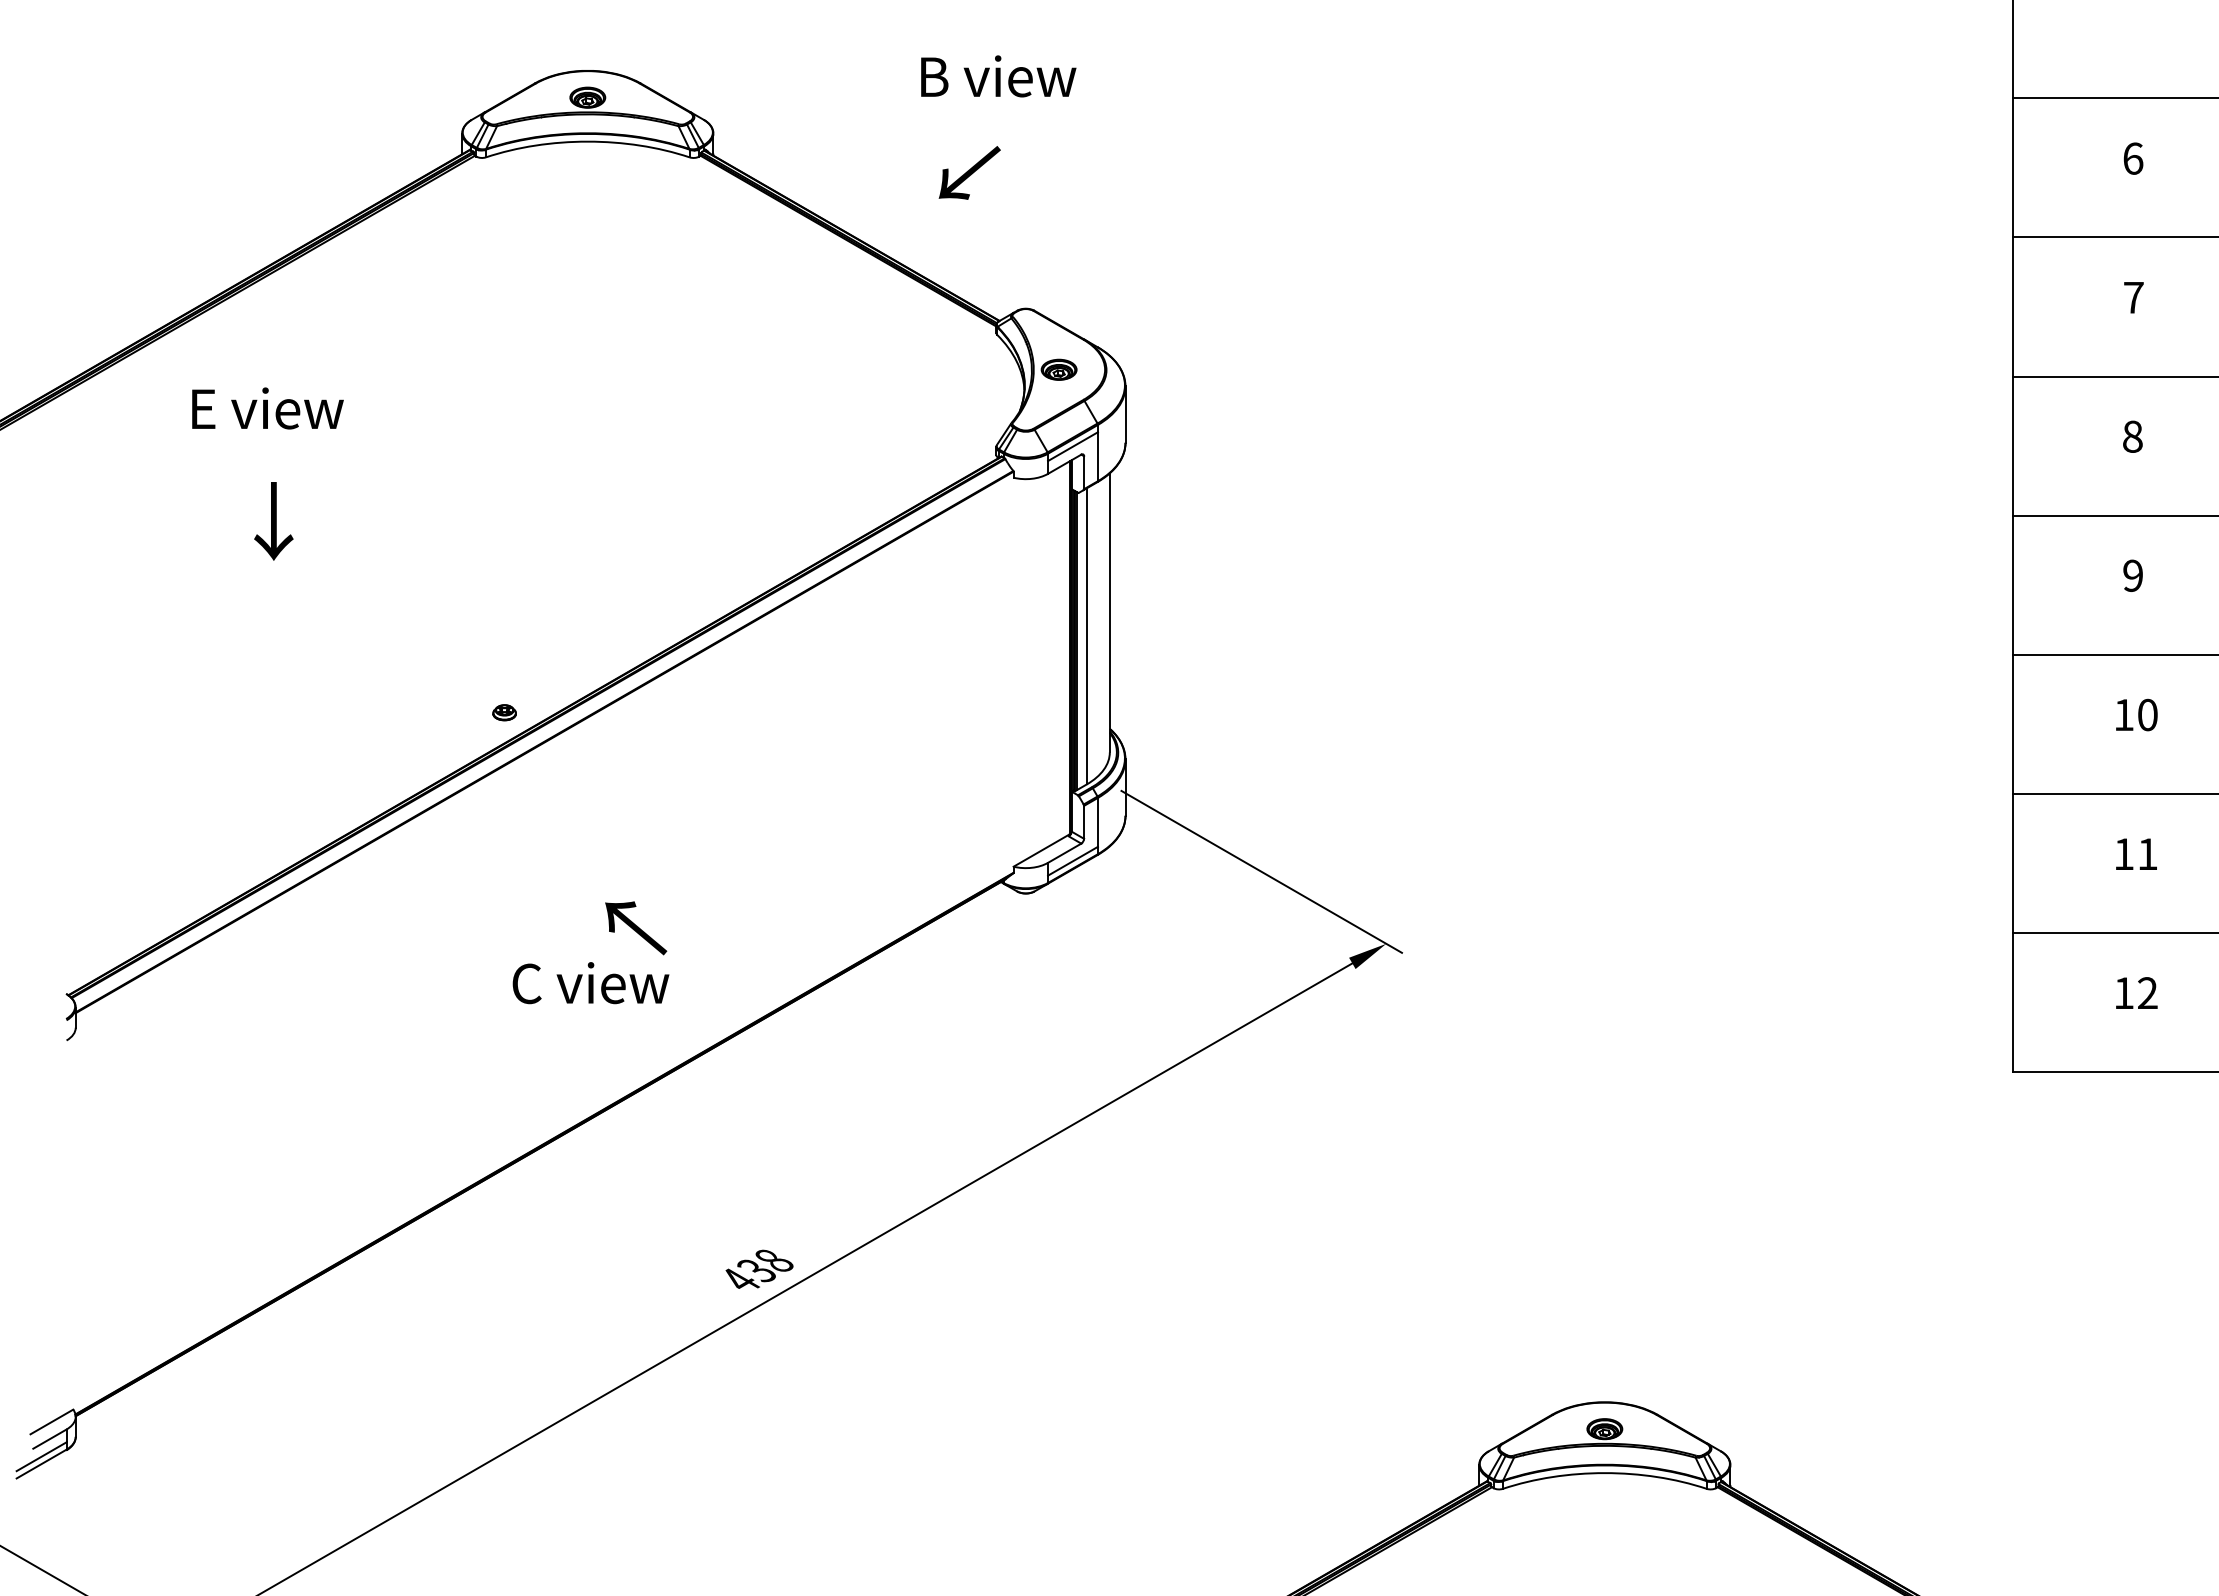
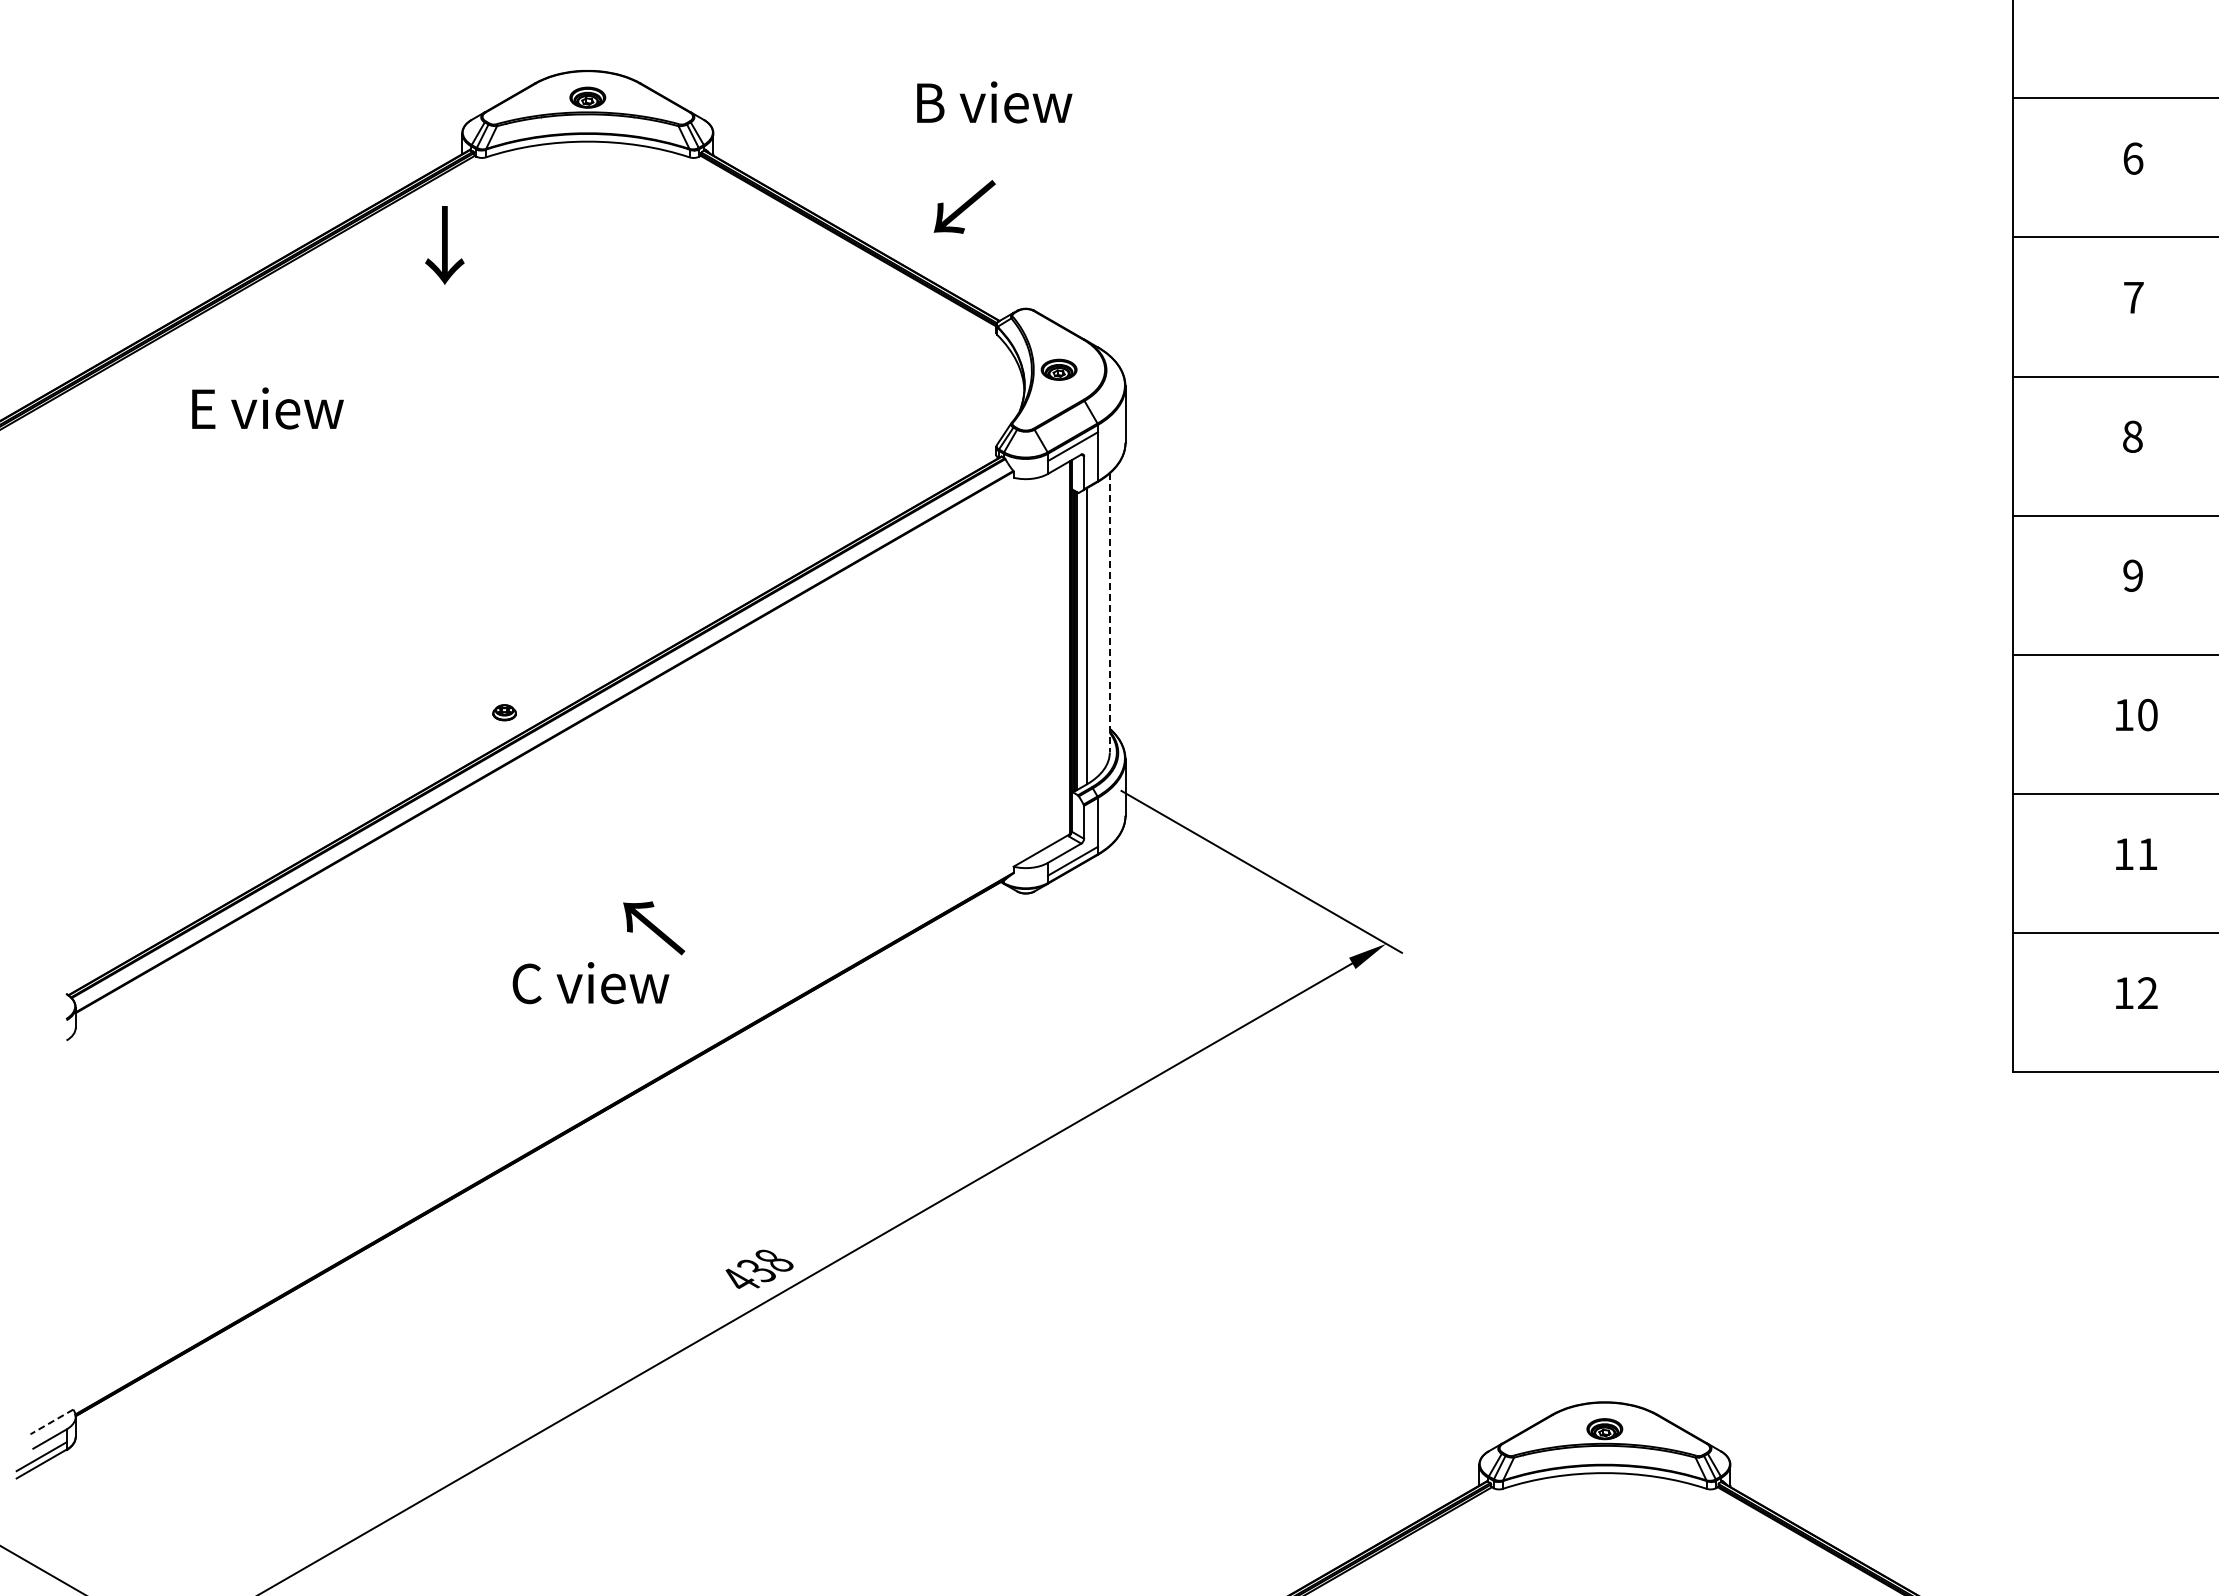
text position: (998, 76) -> (994, 102) (994, 102)
text position: (969, 172) -> (964, 206) (964, 206)
text position: (273, 521) -> (444, 245) (444, 245)
line: solid -> dashed (1109, 612)
text position: (636, 928) -> (654, 928) (654, 928)
line: solid -> dashed (51, 1421)
